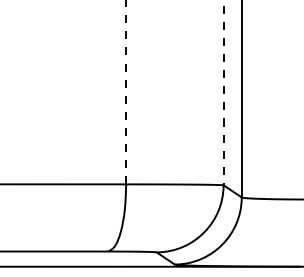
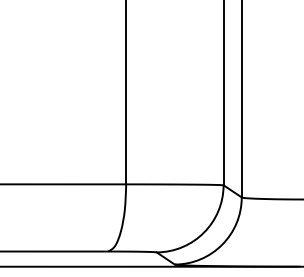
line: dashed -> solid (126, 92)
line: dashed -> solid (223, 93)
